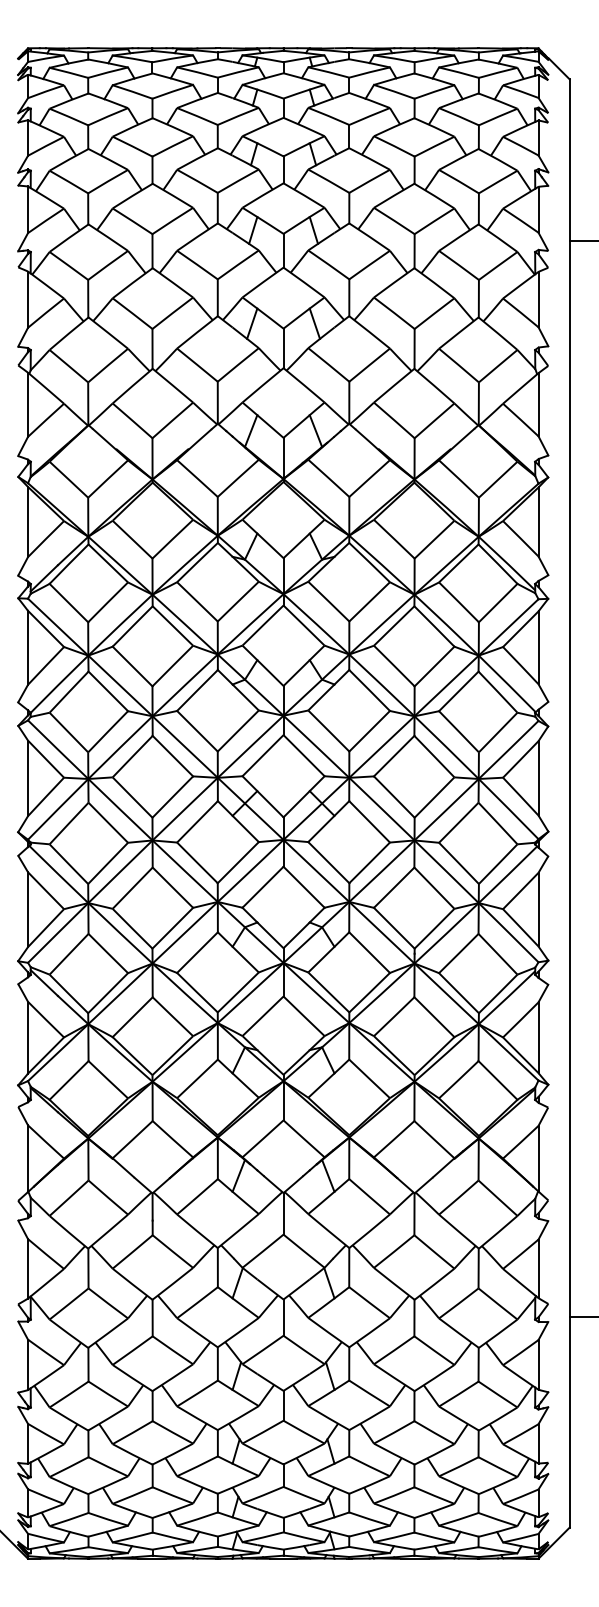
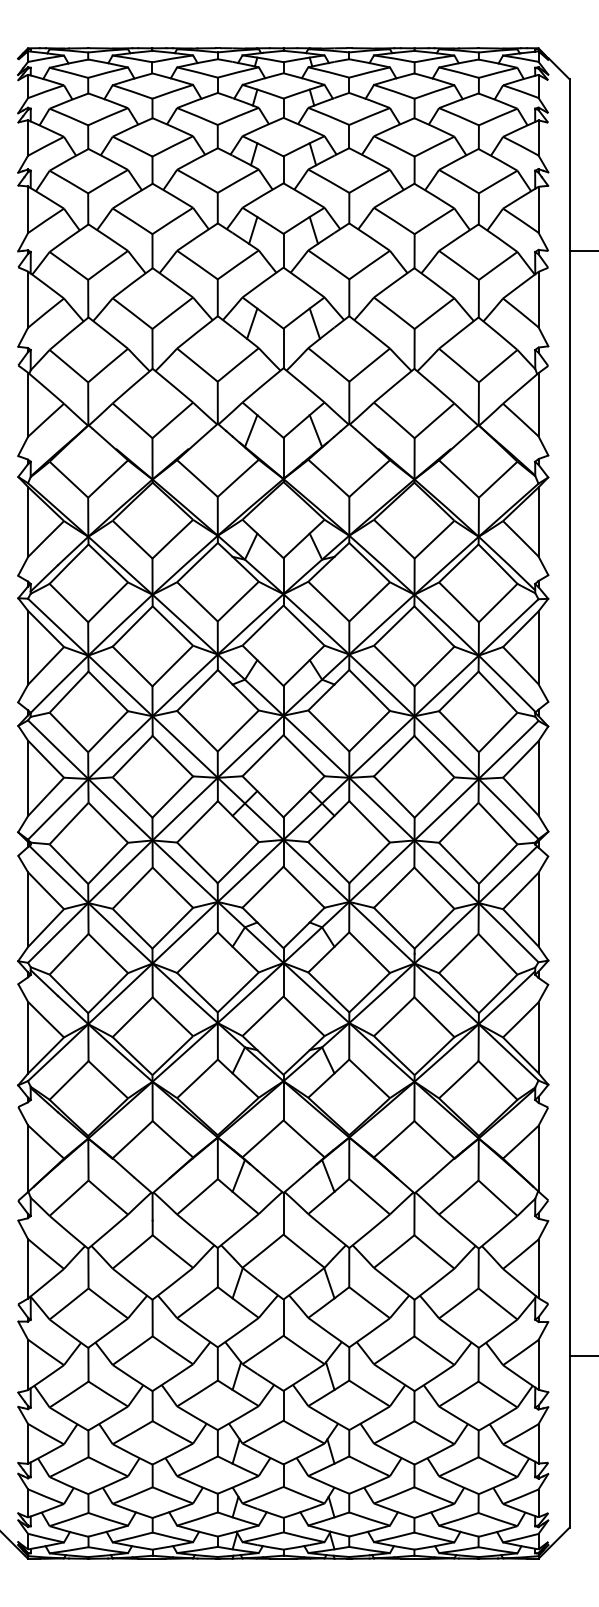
line position: (582, 241) -> (582, 251) (582, 251)
line position: (582, 1316) -> (582, 1355) (582, 1355)
